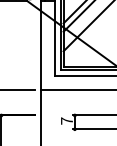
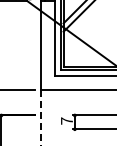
line: present -> none (87, 26)
line: solid -> dashed (40, 117)
